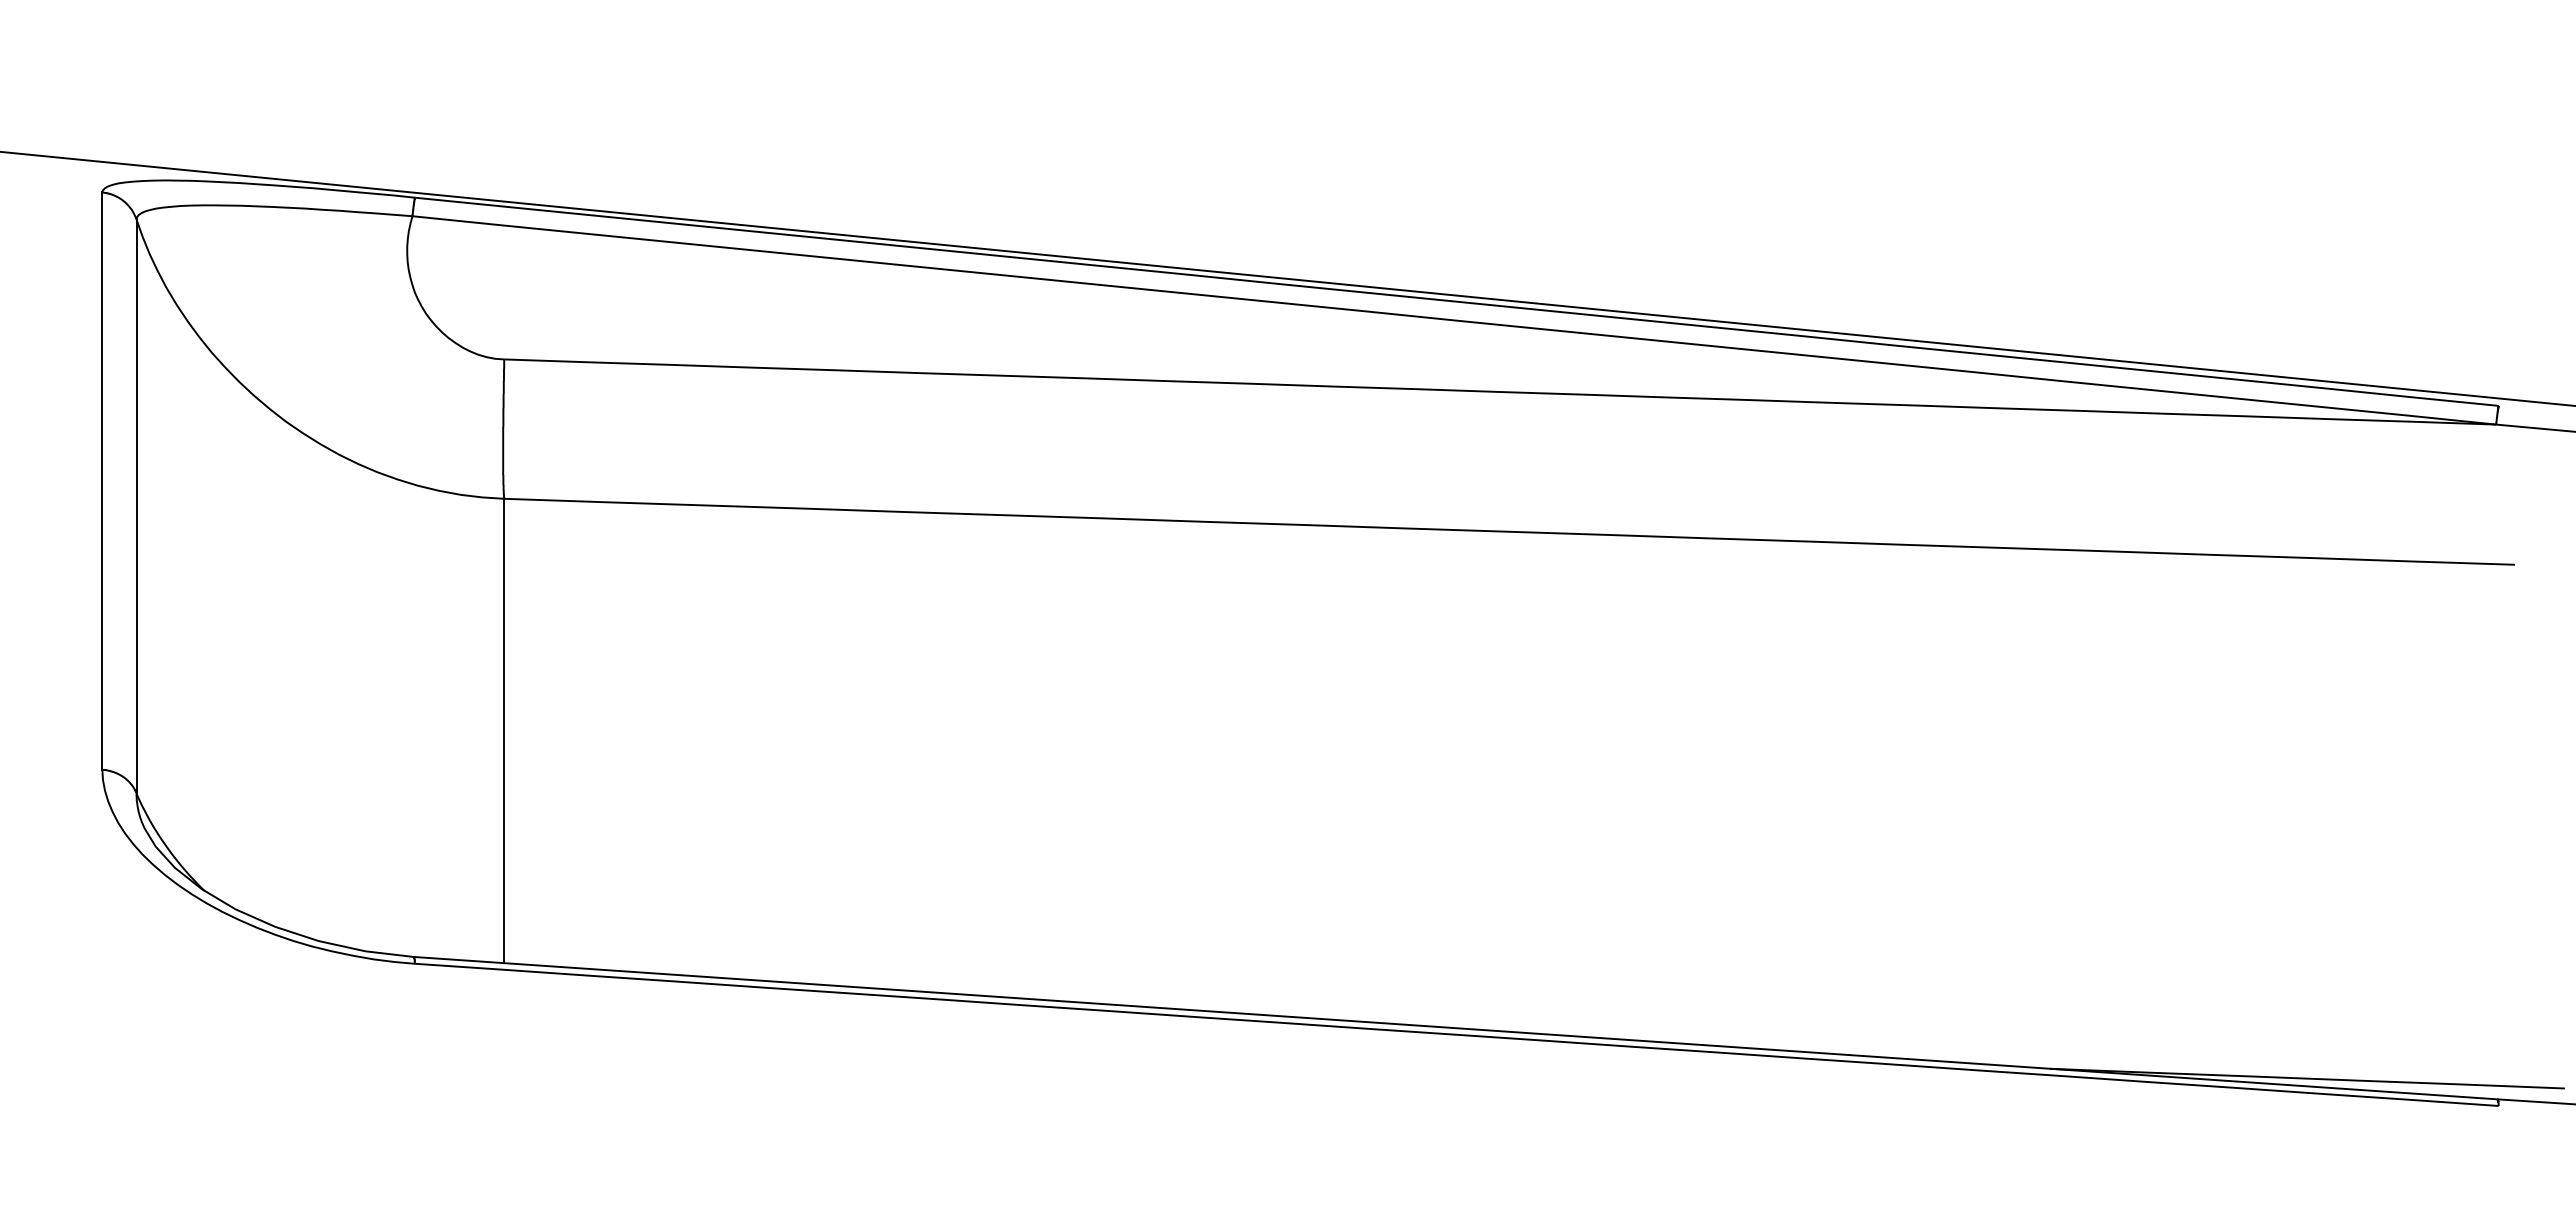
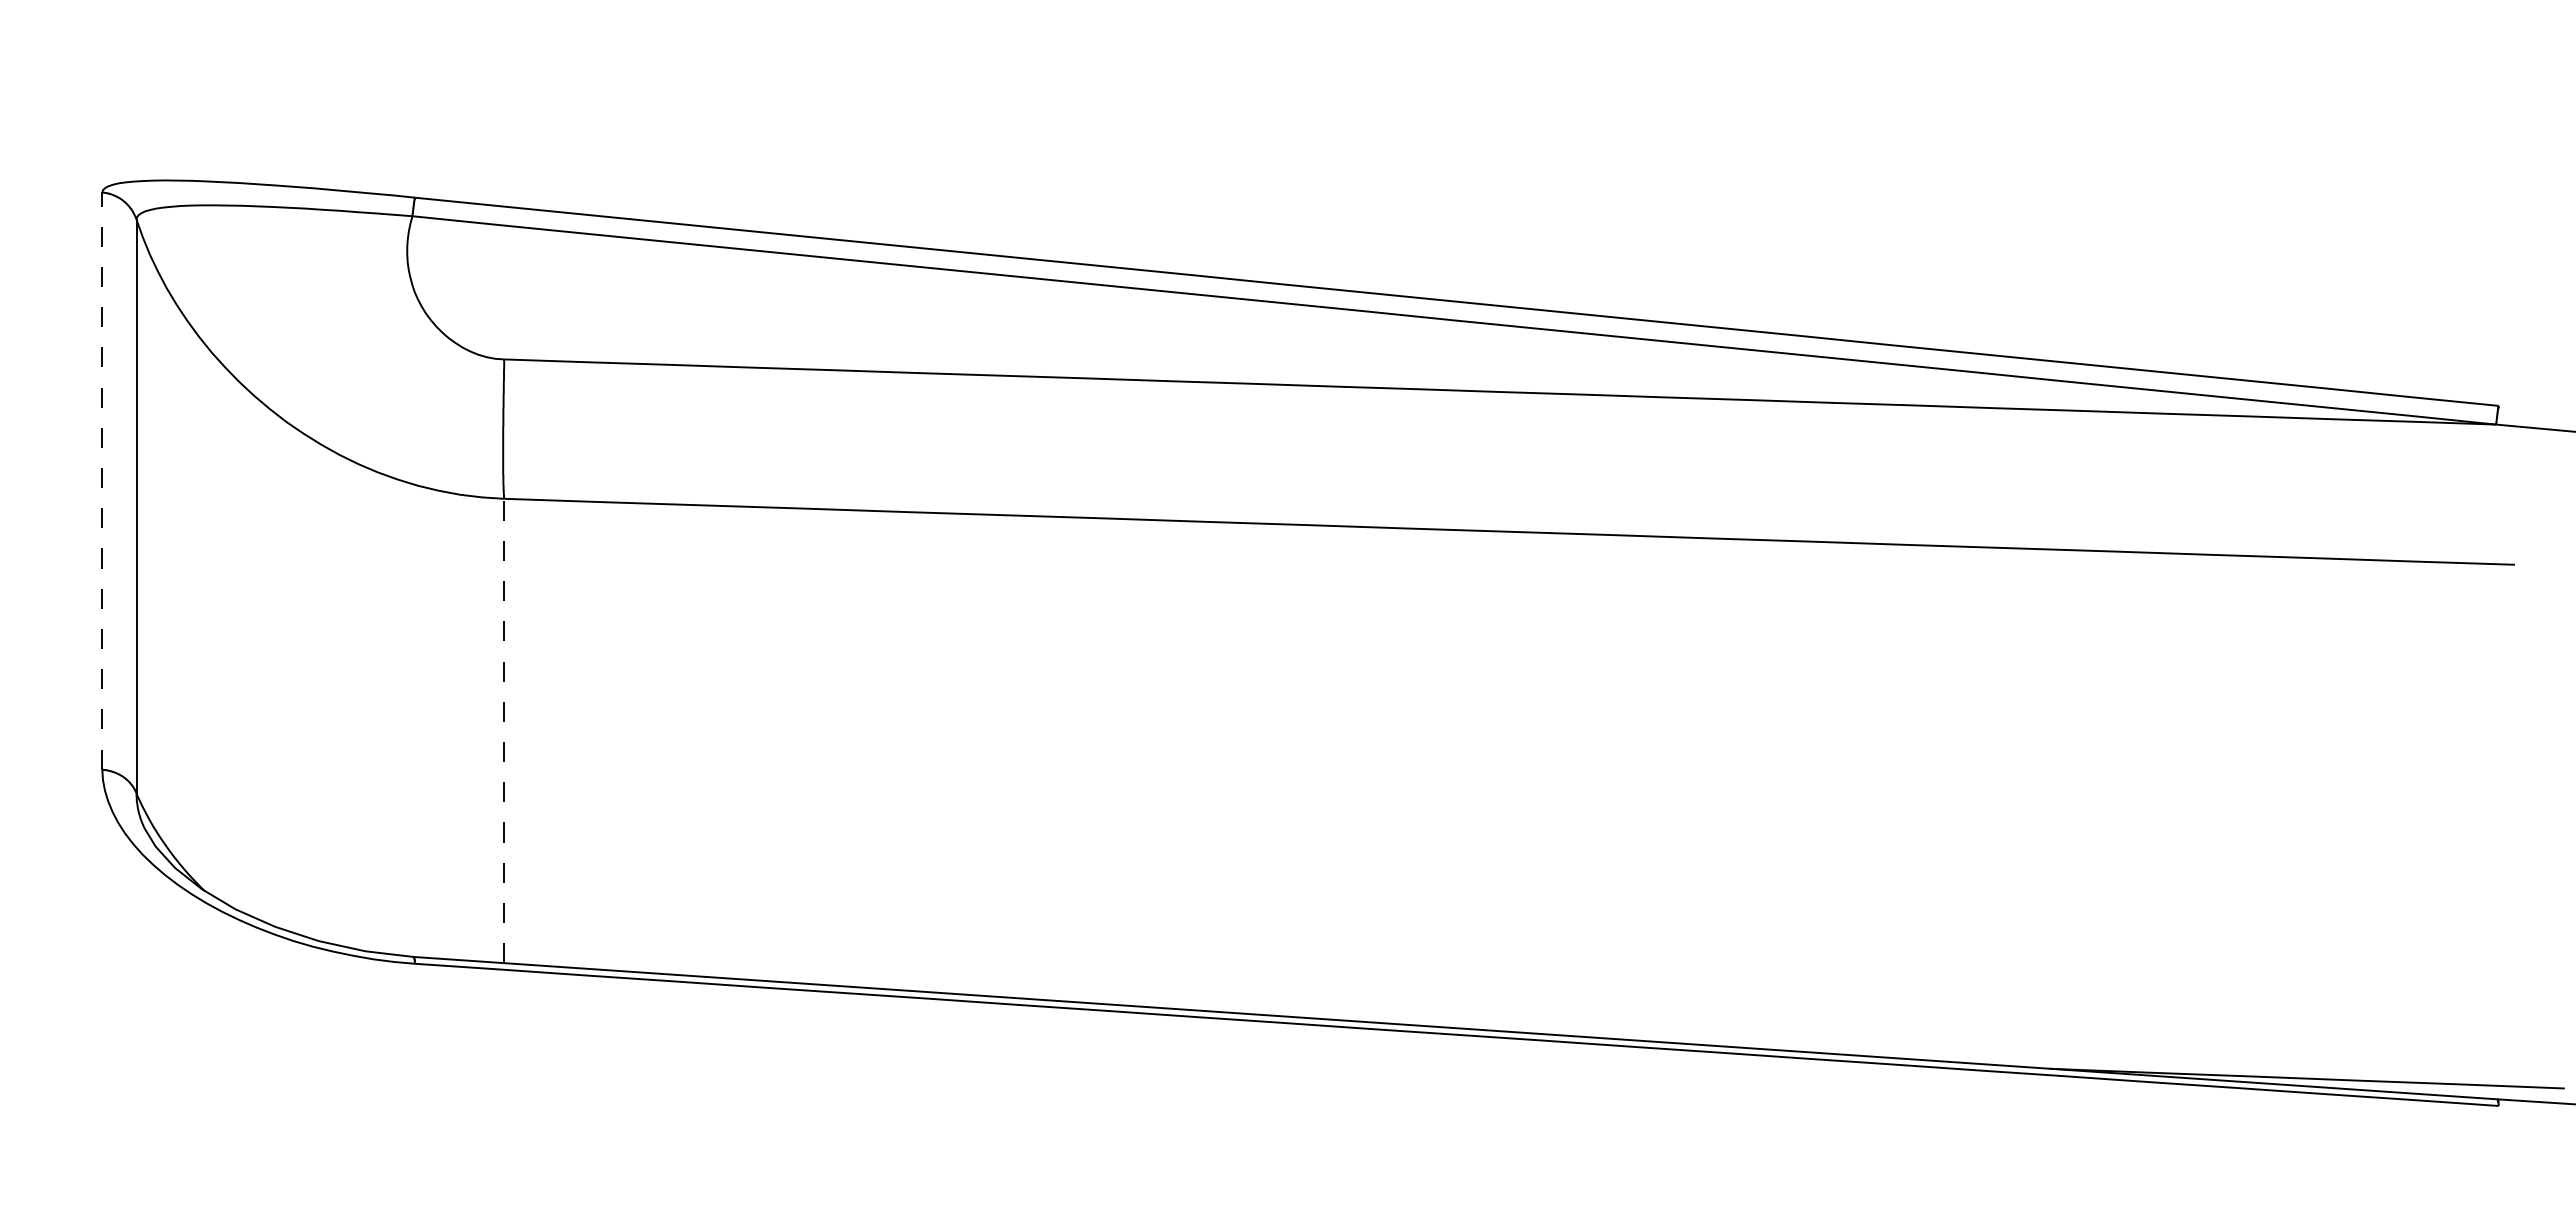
line: present -> none (1287, 278)
line: solid -> dashed (102, 481)
line: solid -> dashed (504, 730)
